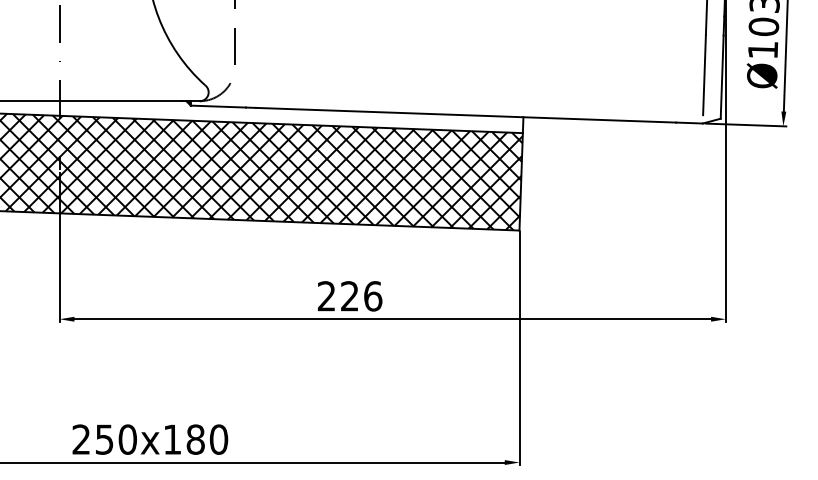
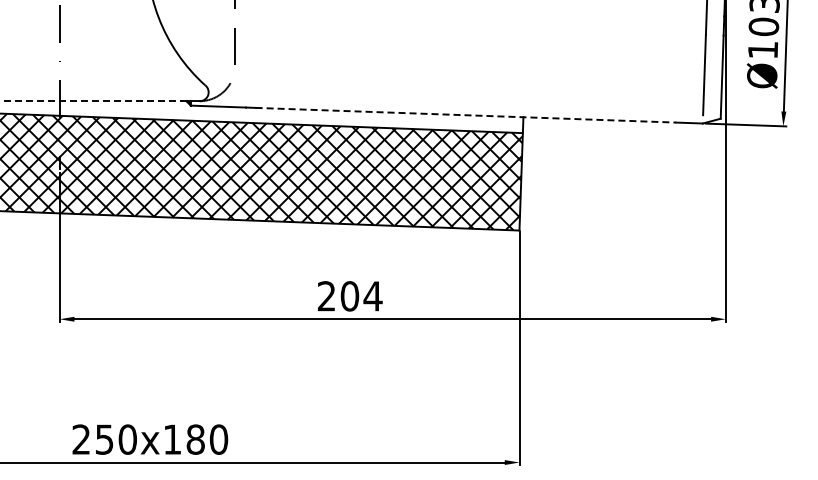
line: solid -> dashed (91, 101)
line: solid -> dashed (466, 115)
text: 226 -> 204 (361, 296)
